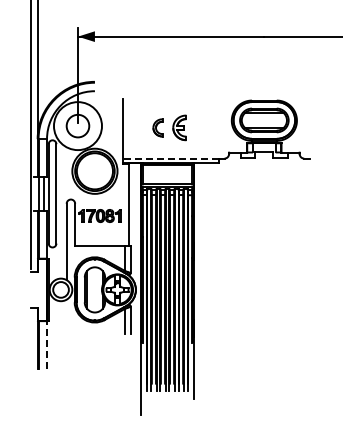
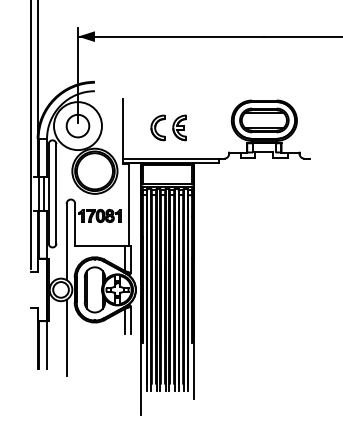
part size: 12x20 px -> 16x28 px (157, 127)
line: dashed -> solid (170, 158)
line: none -> present (66, 337)
line: dashed -> solid (47, 345)
